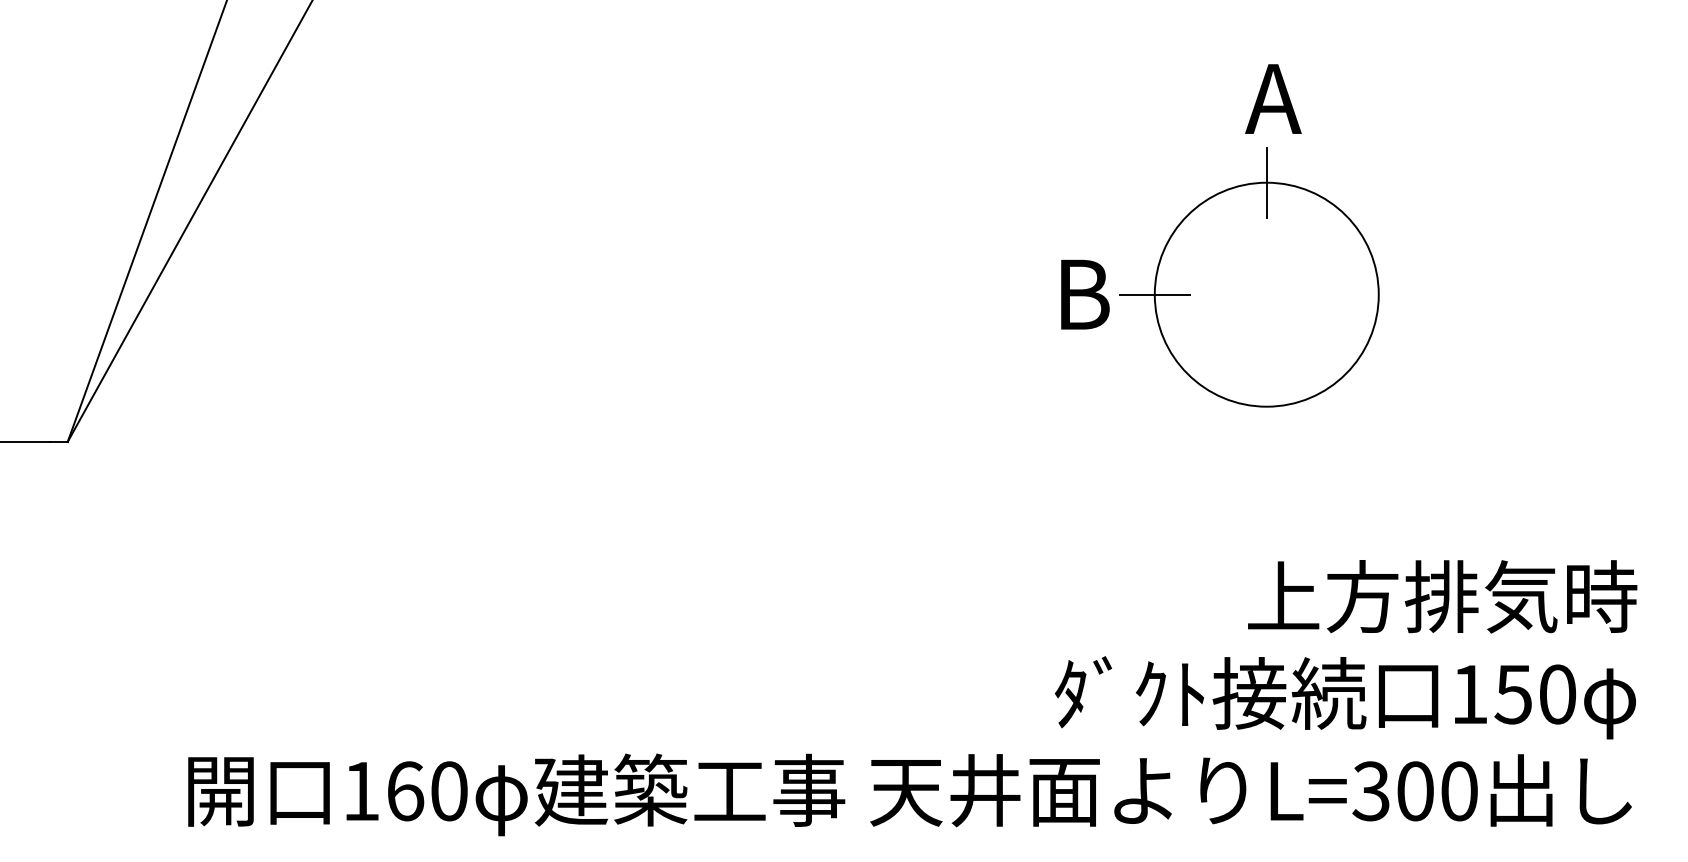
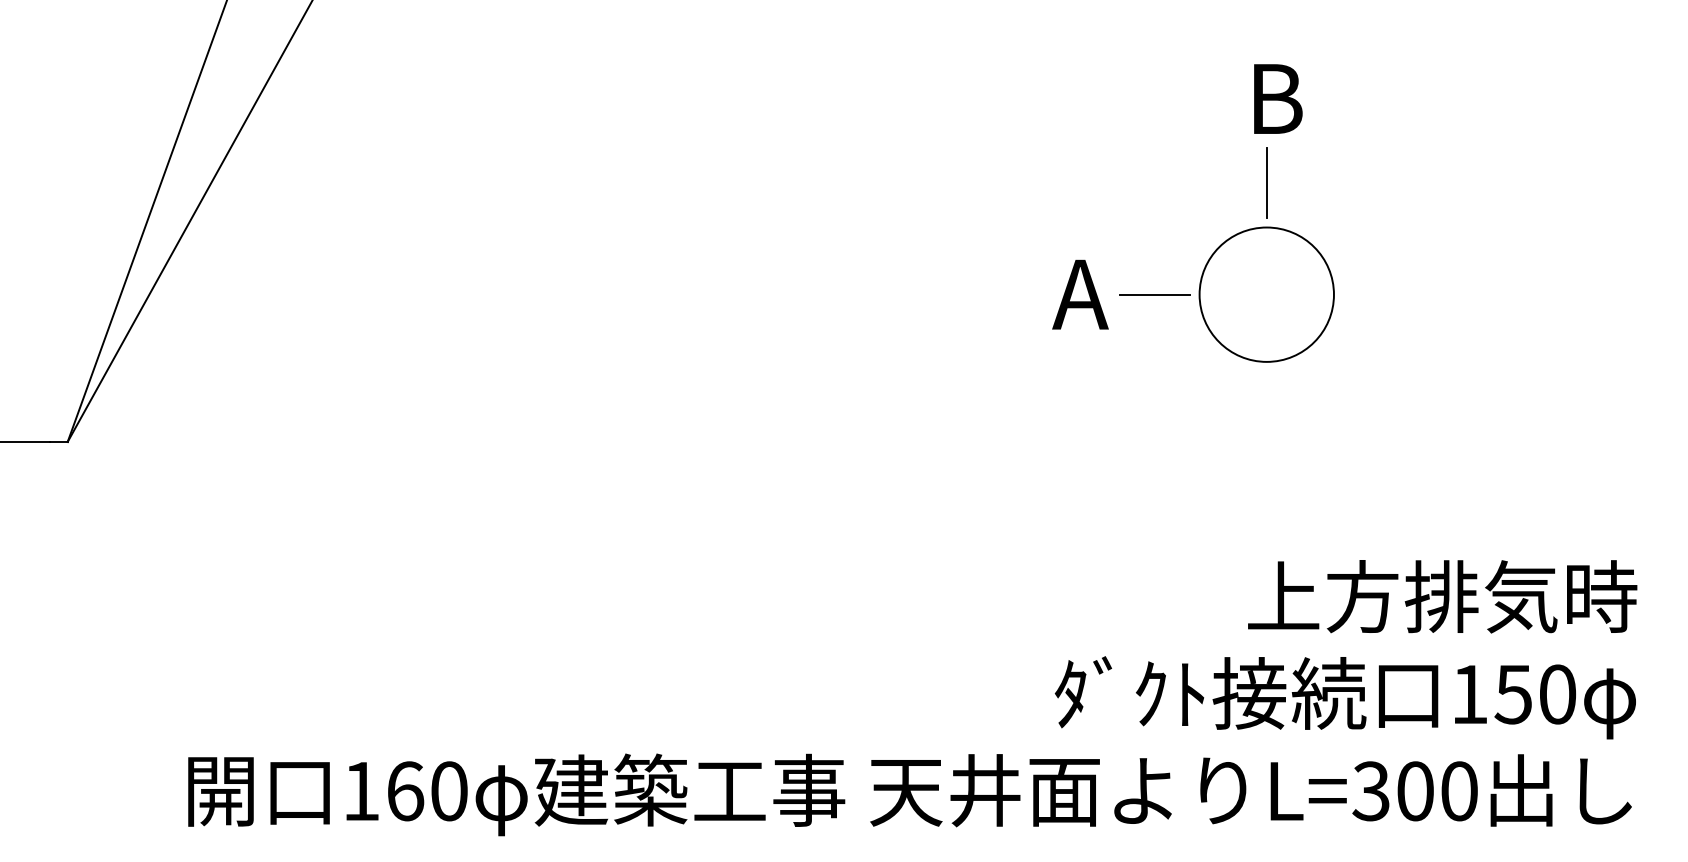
text: A -> B (1273, 98)
text: B -> A (1080, 294)
circle diameter: 224 px -> 134 px (1266, 294)
